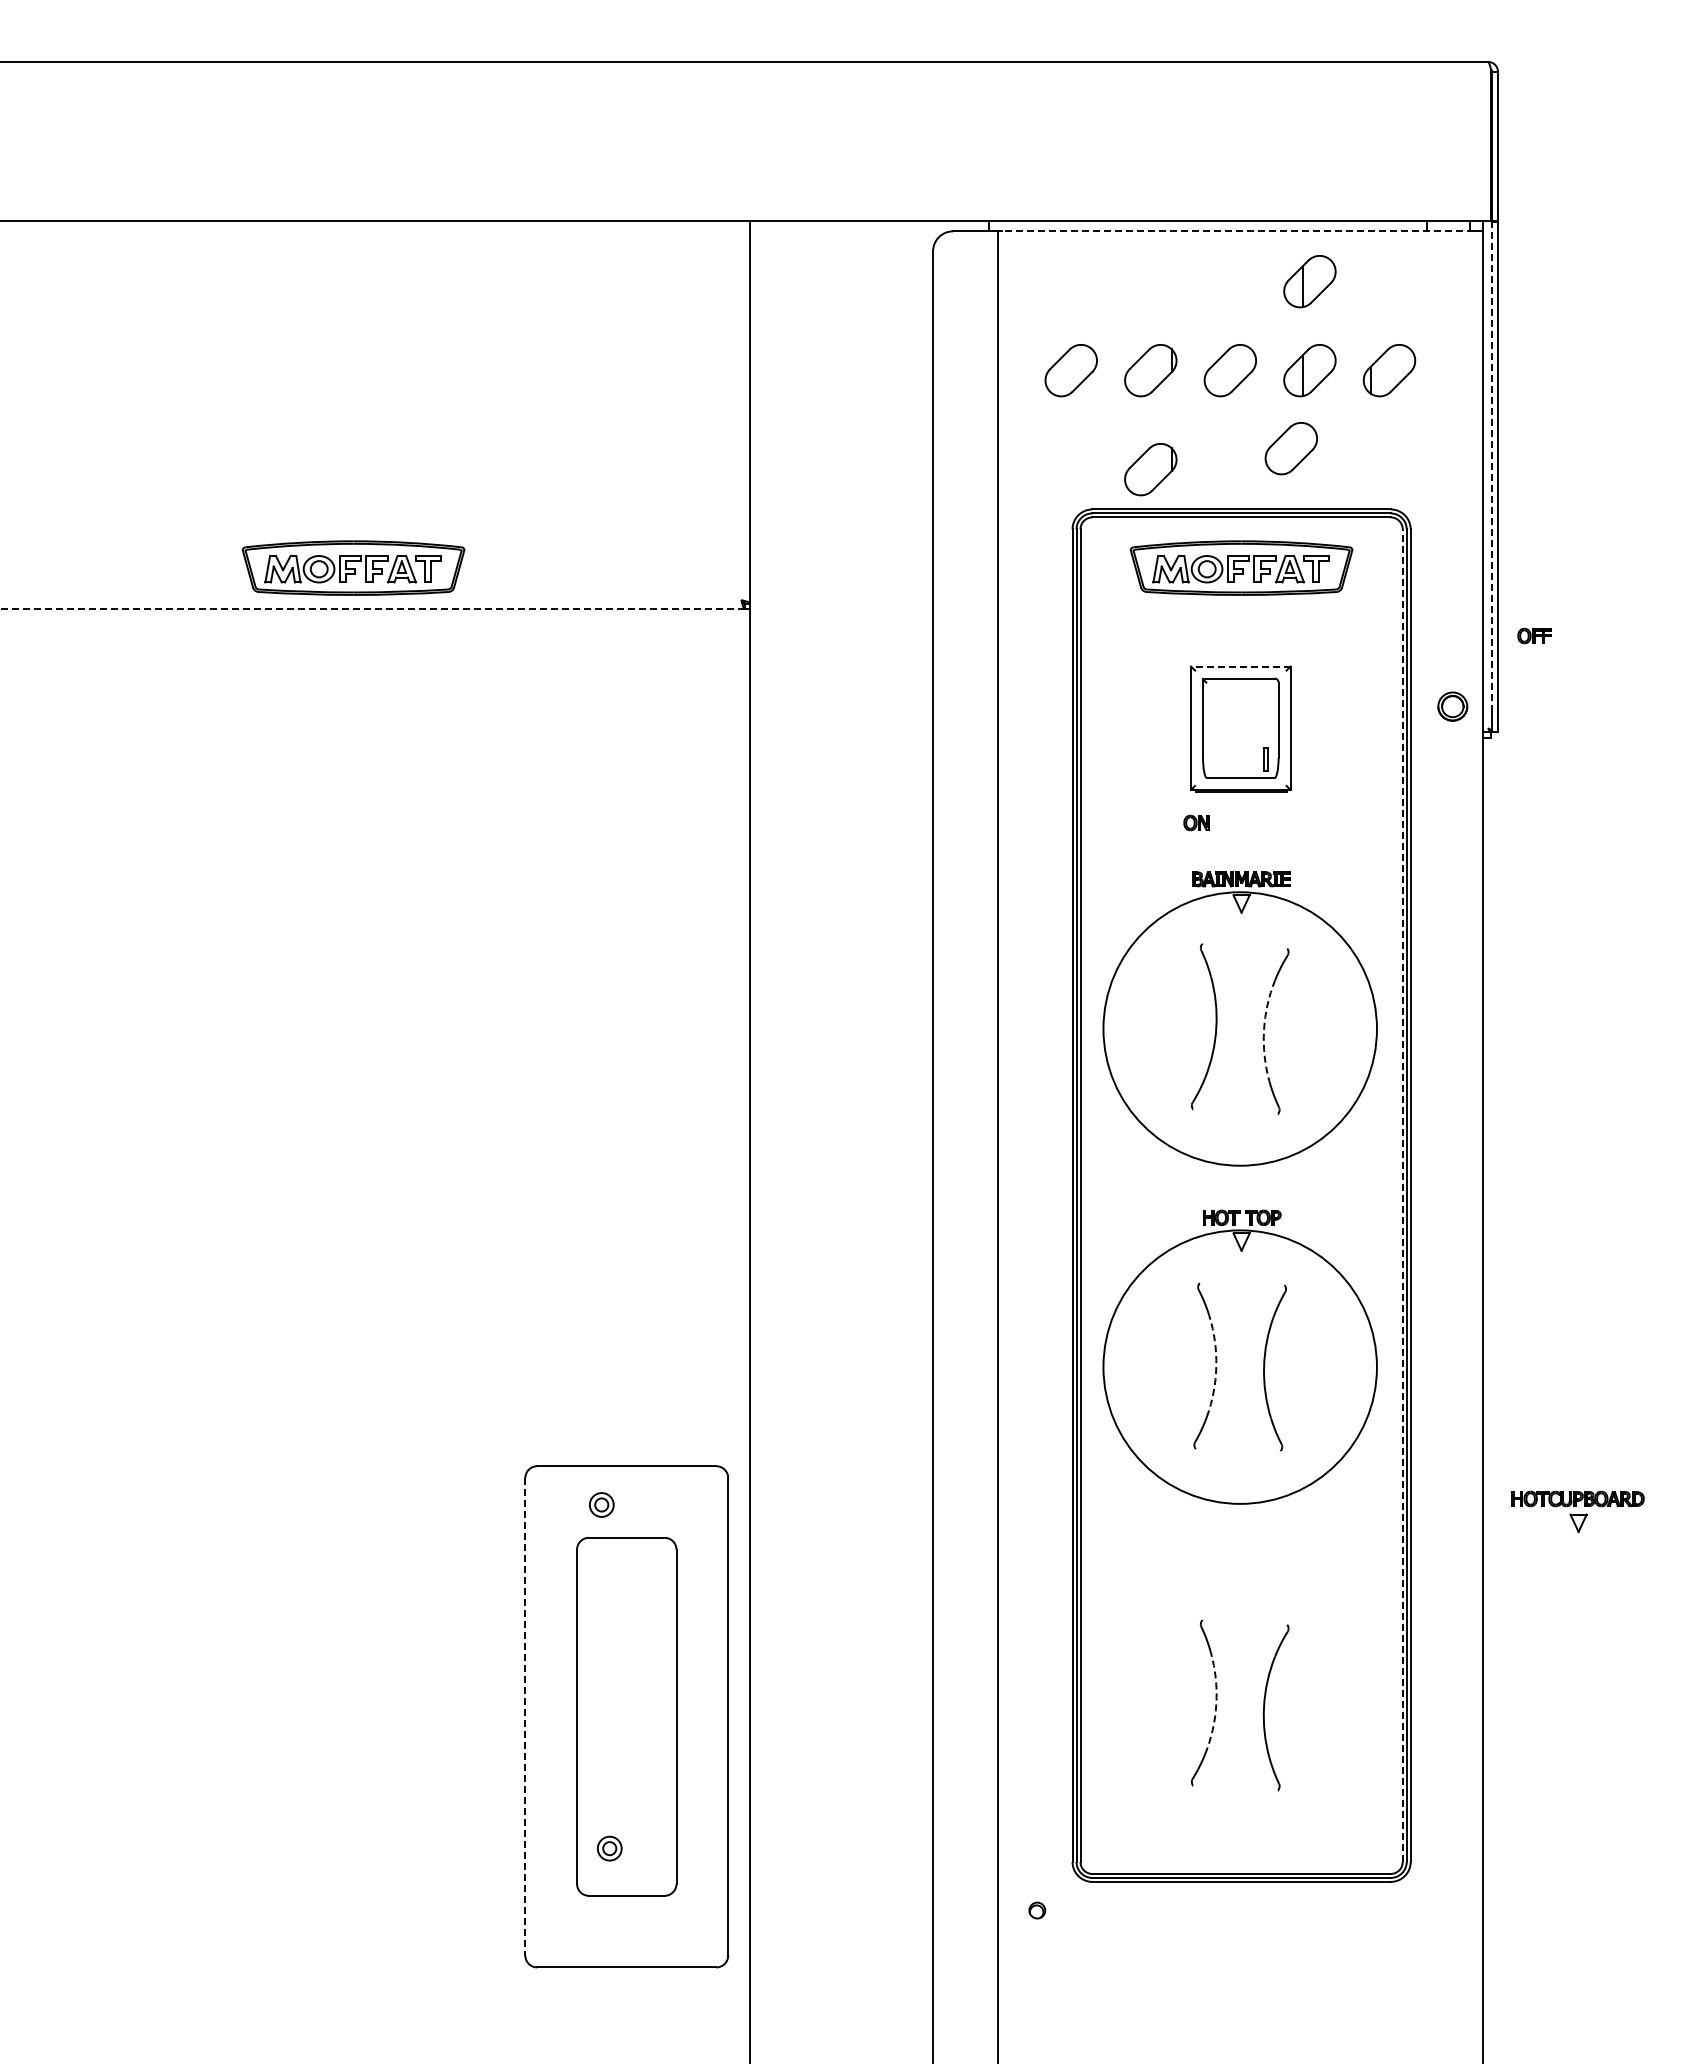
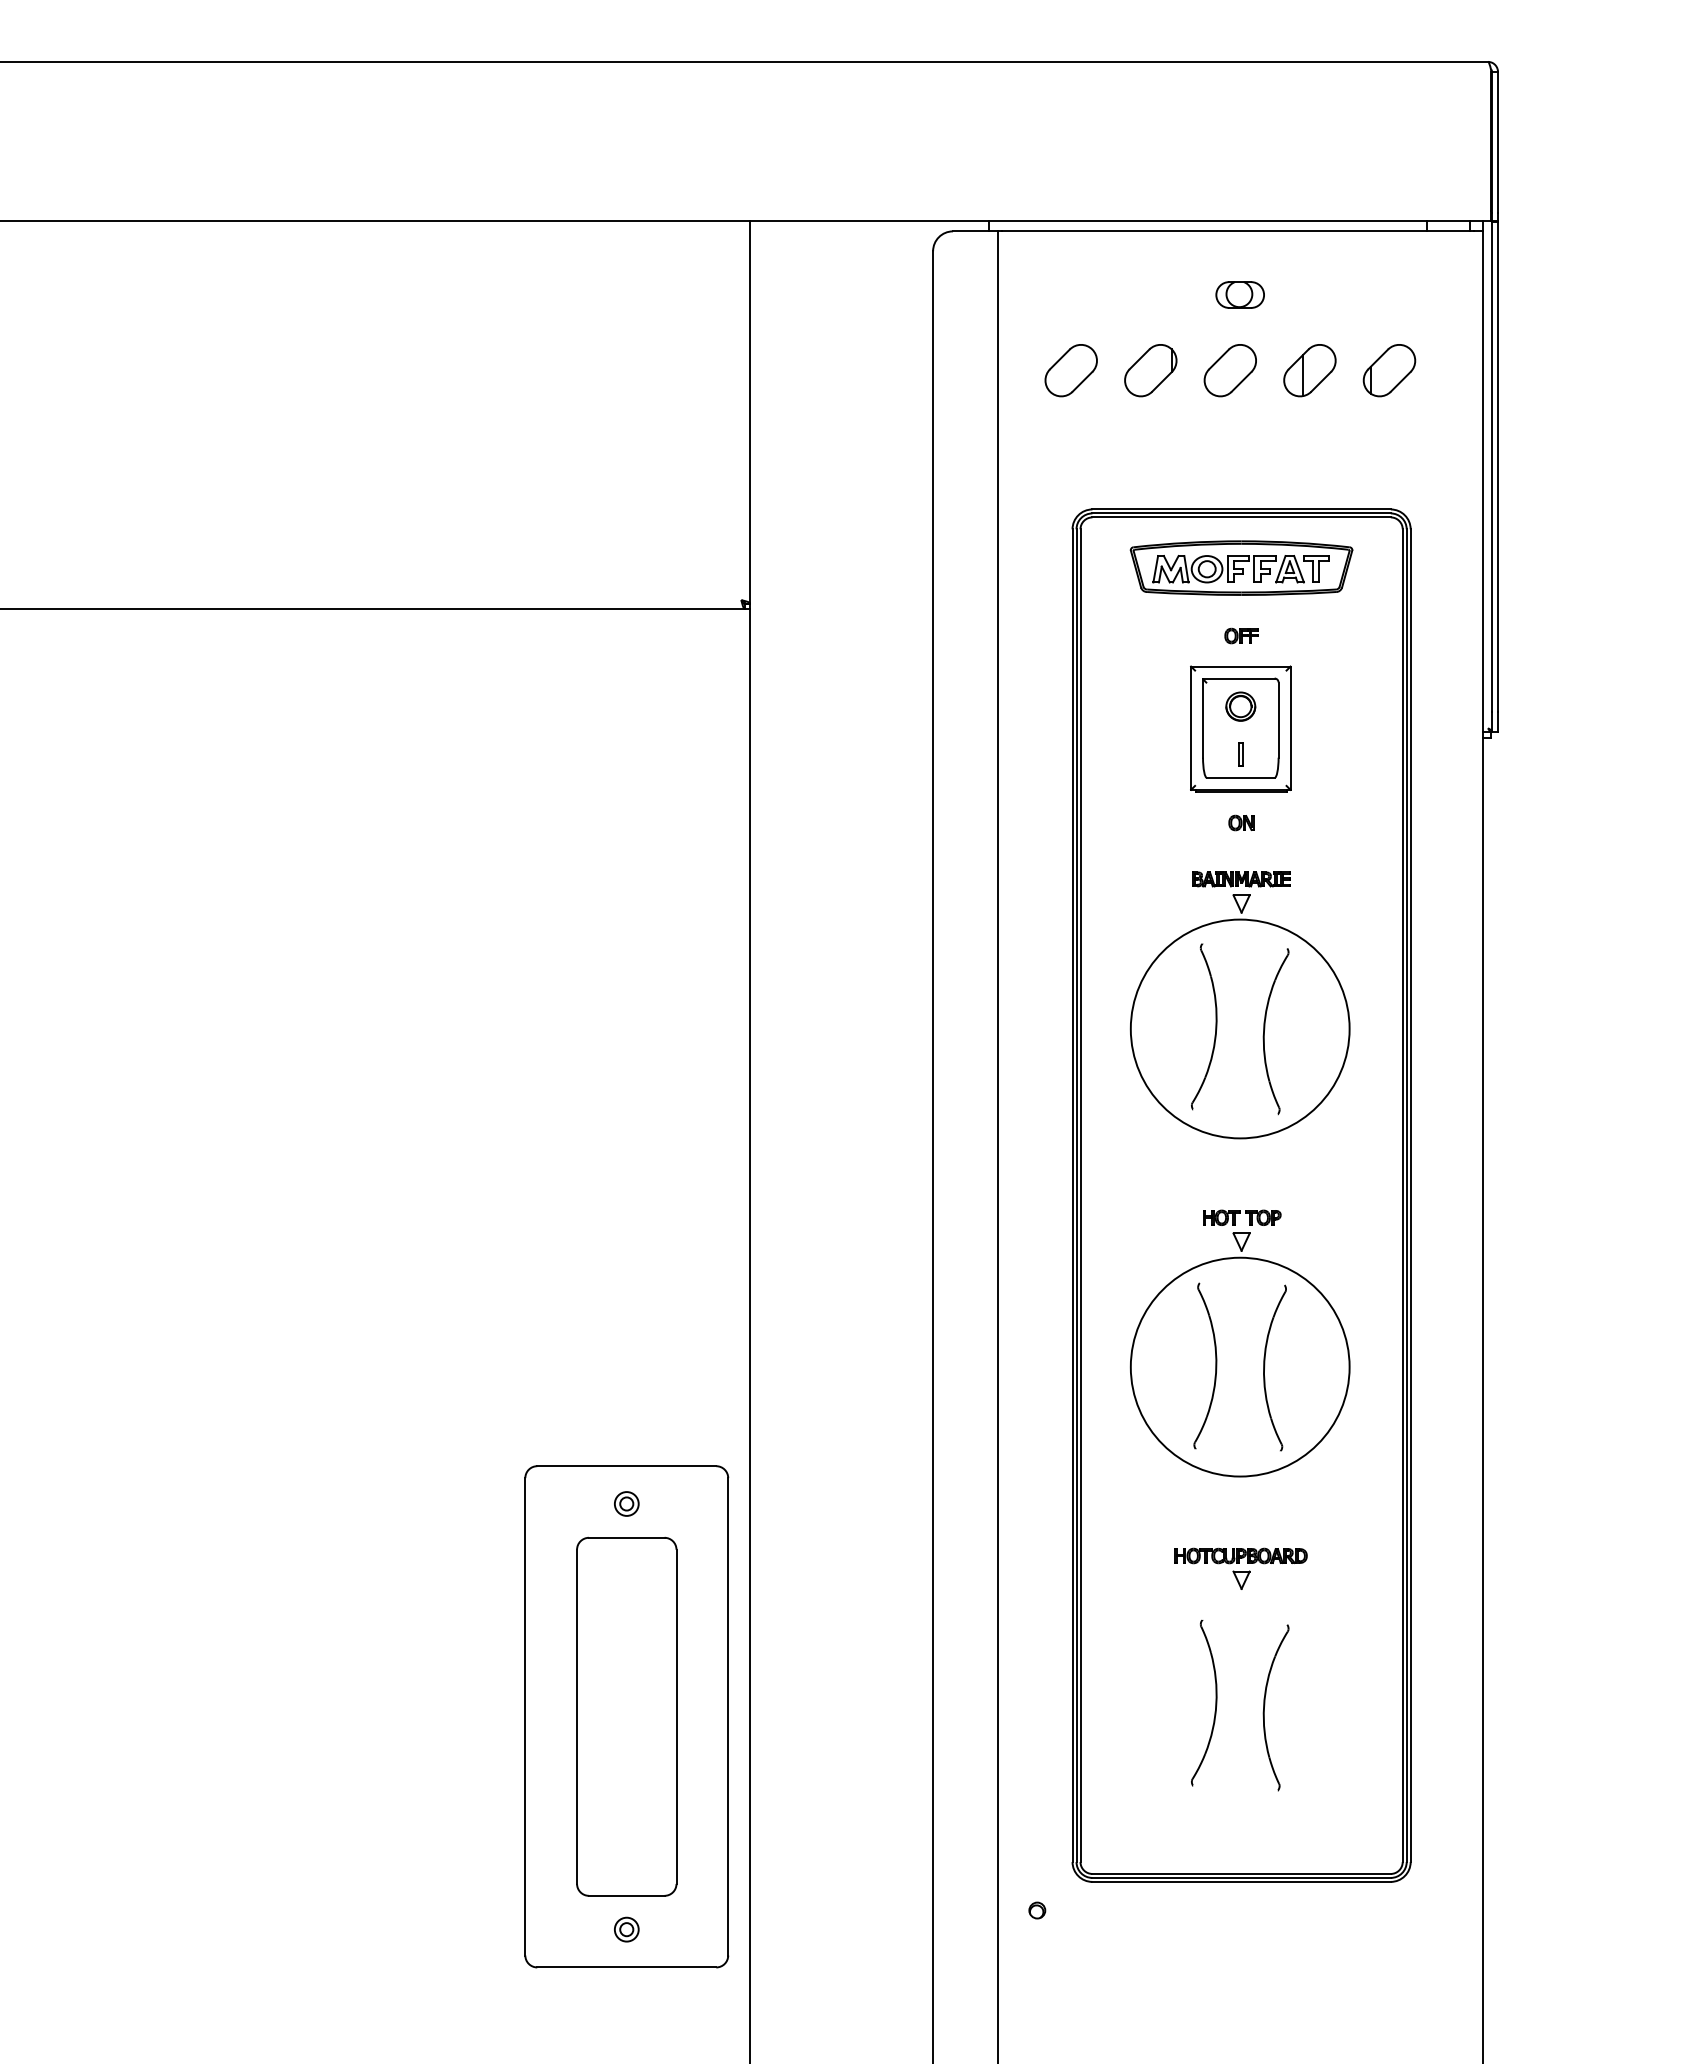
line: dashed -> solid (1237, 231)
part: present -> none (1309, 281)
part: none -> present (1239, 294)
part: present -> none (1290, 448)
line: dashed -> solid (1492, 466)
part: present -> none (1150, 469)
part: present -> none (353, 567)
line: dashed -> solid (372, 608)
part position: (1534, 635) -> (1241, 635) (1241, 635)
line: dashed -> solid (1240, 666)
part position: (1452, 706) -> (1240, 706) (1240, 706)
part position: (1265, 759) -> (1240, 754) (1240, 754)
part position: (1196, 822) -> (1241, 822) (1241, 822)
circle diameter: 273 px -> 219 px (1239, 1028)
arc: dashed -> solid (1264, 1030)
line: dashed -> solid (1402, 1195)
arc: dashed -> solid (1216, 1366)
circle diameter: 273 px -> 219 px (1239, 1366)
part position: (601, 1504) -> (626, 1503) (626, 1503)
part position: (1577, 1511) -> (1240, 1568) (1240, 1568)
arc: dashed -> solid (1216, 1703)
line: dashed -> solid (525, 1716)
part position: (609, 1848) -> (626, 1929) (626, 1929)
